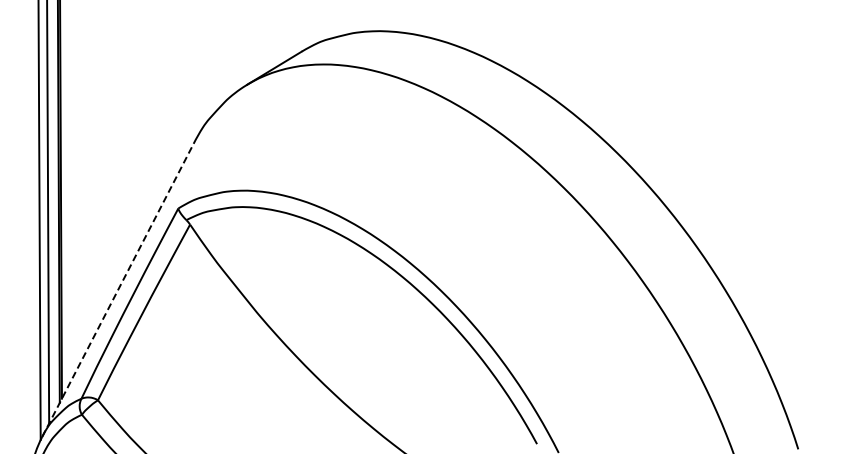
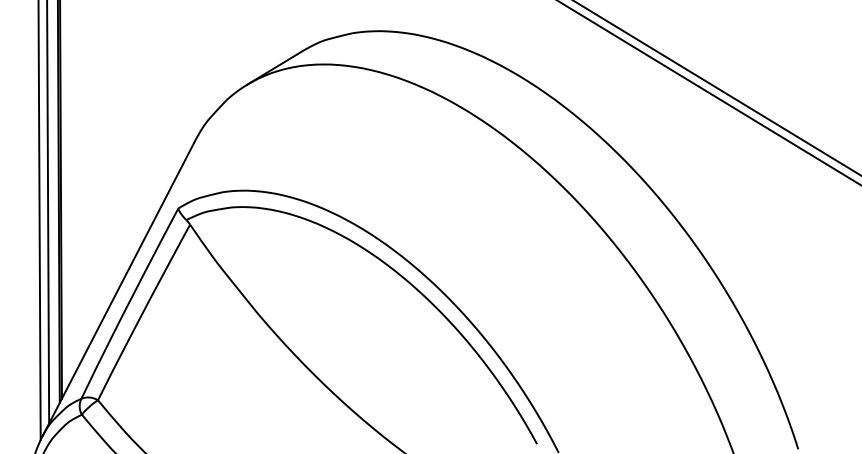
line: none -> present (717, 87)
line: none -> present (709, 92)
line: dashed -> solid (117, 290)
